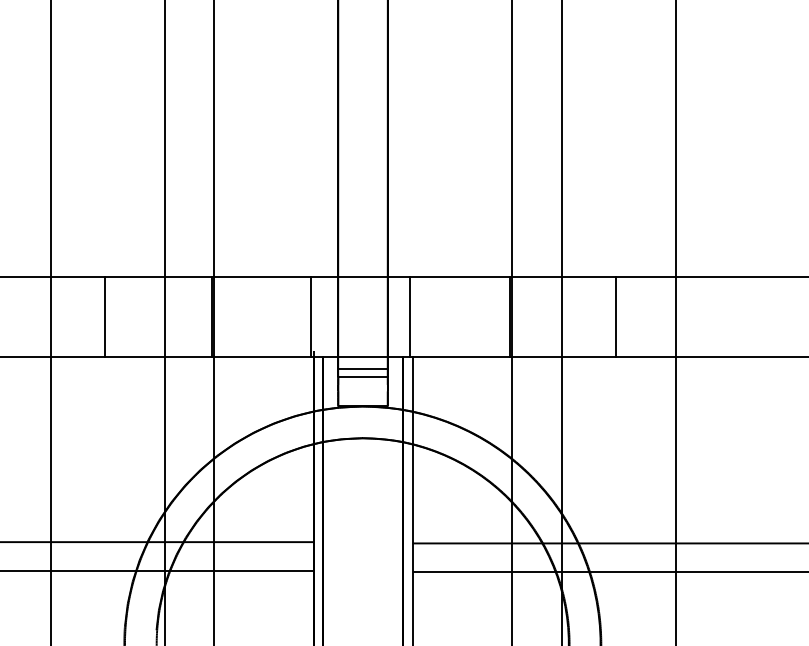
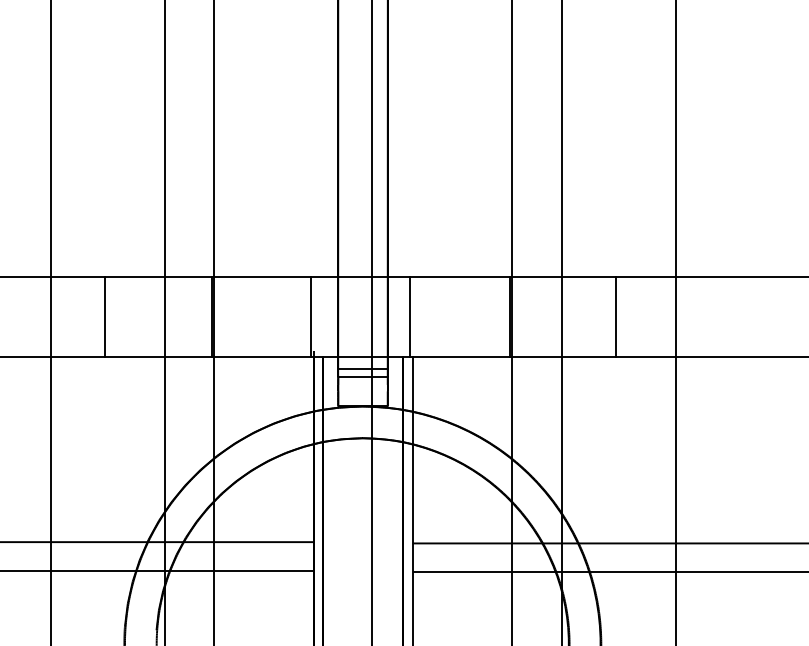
line: none -> present (372, 322)
